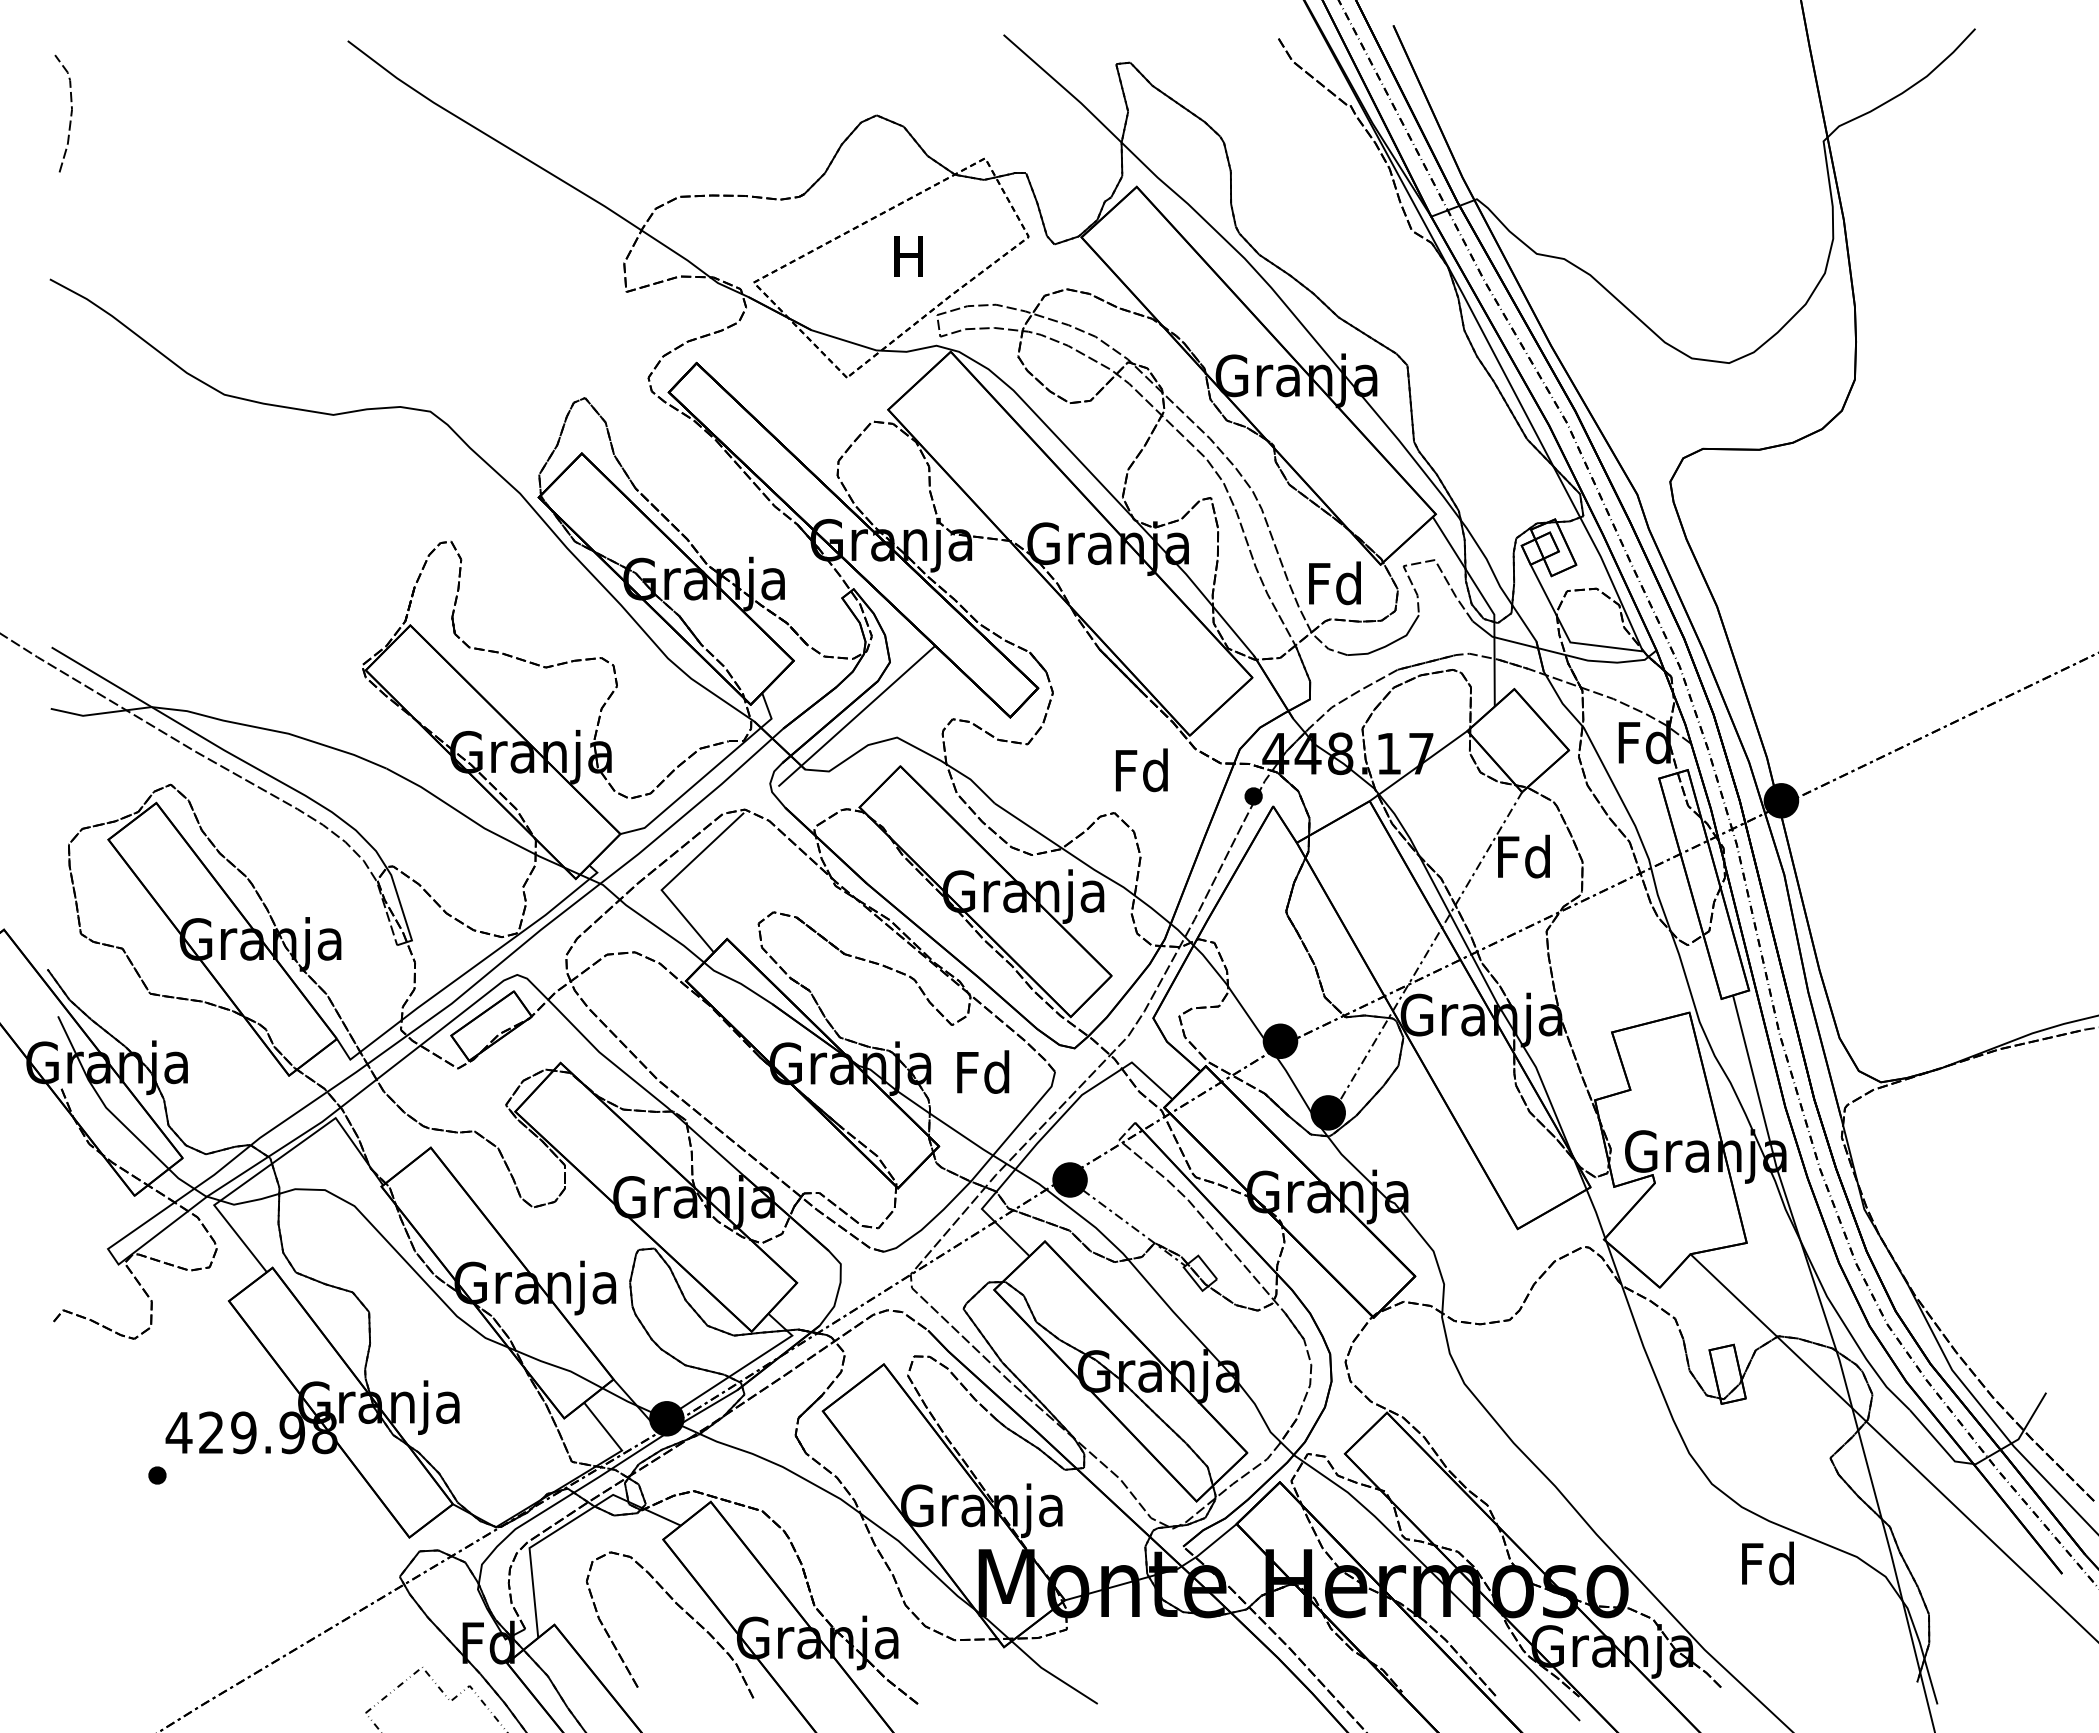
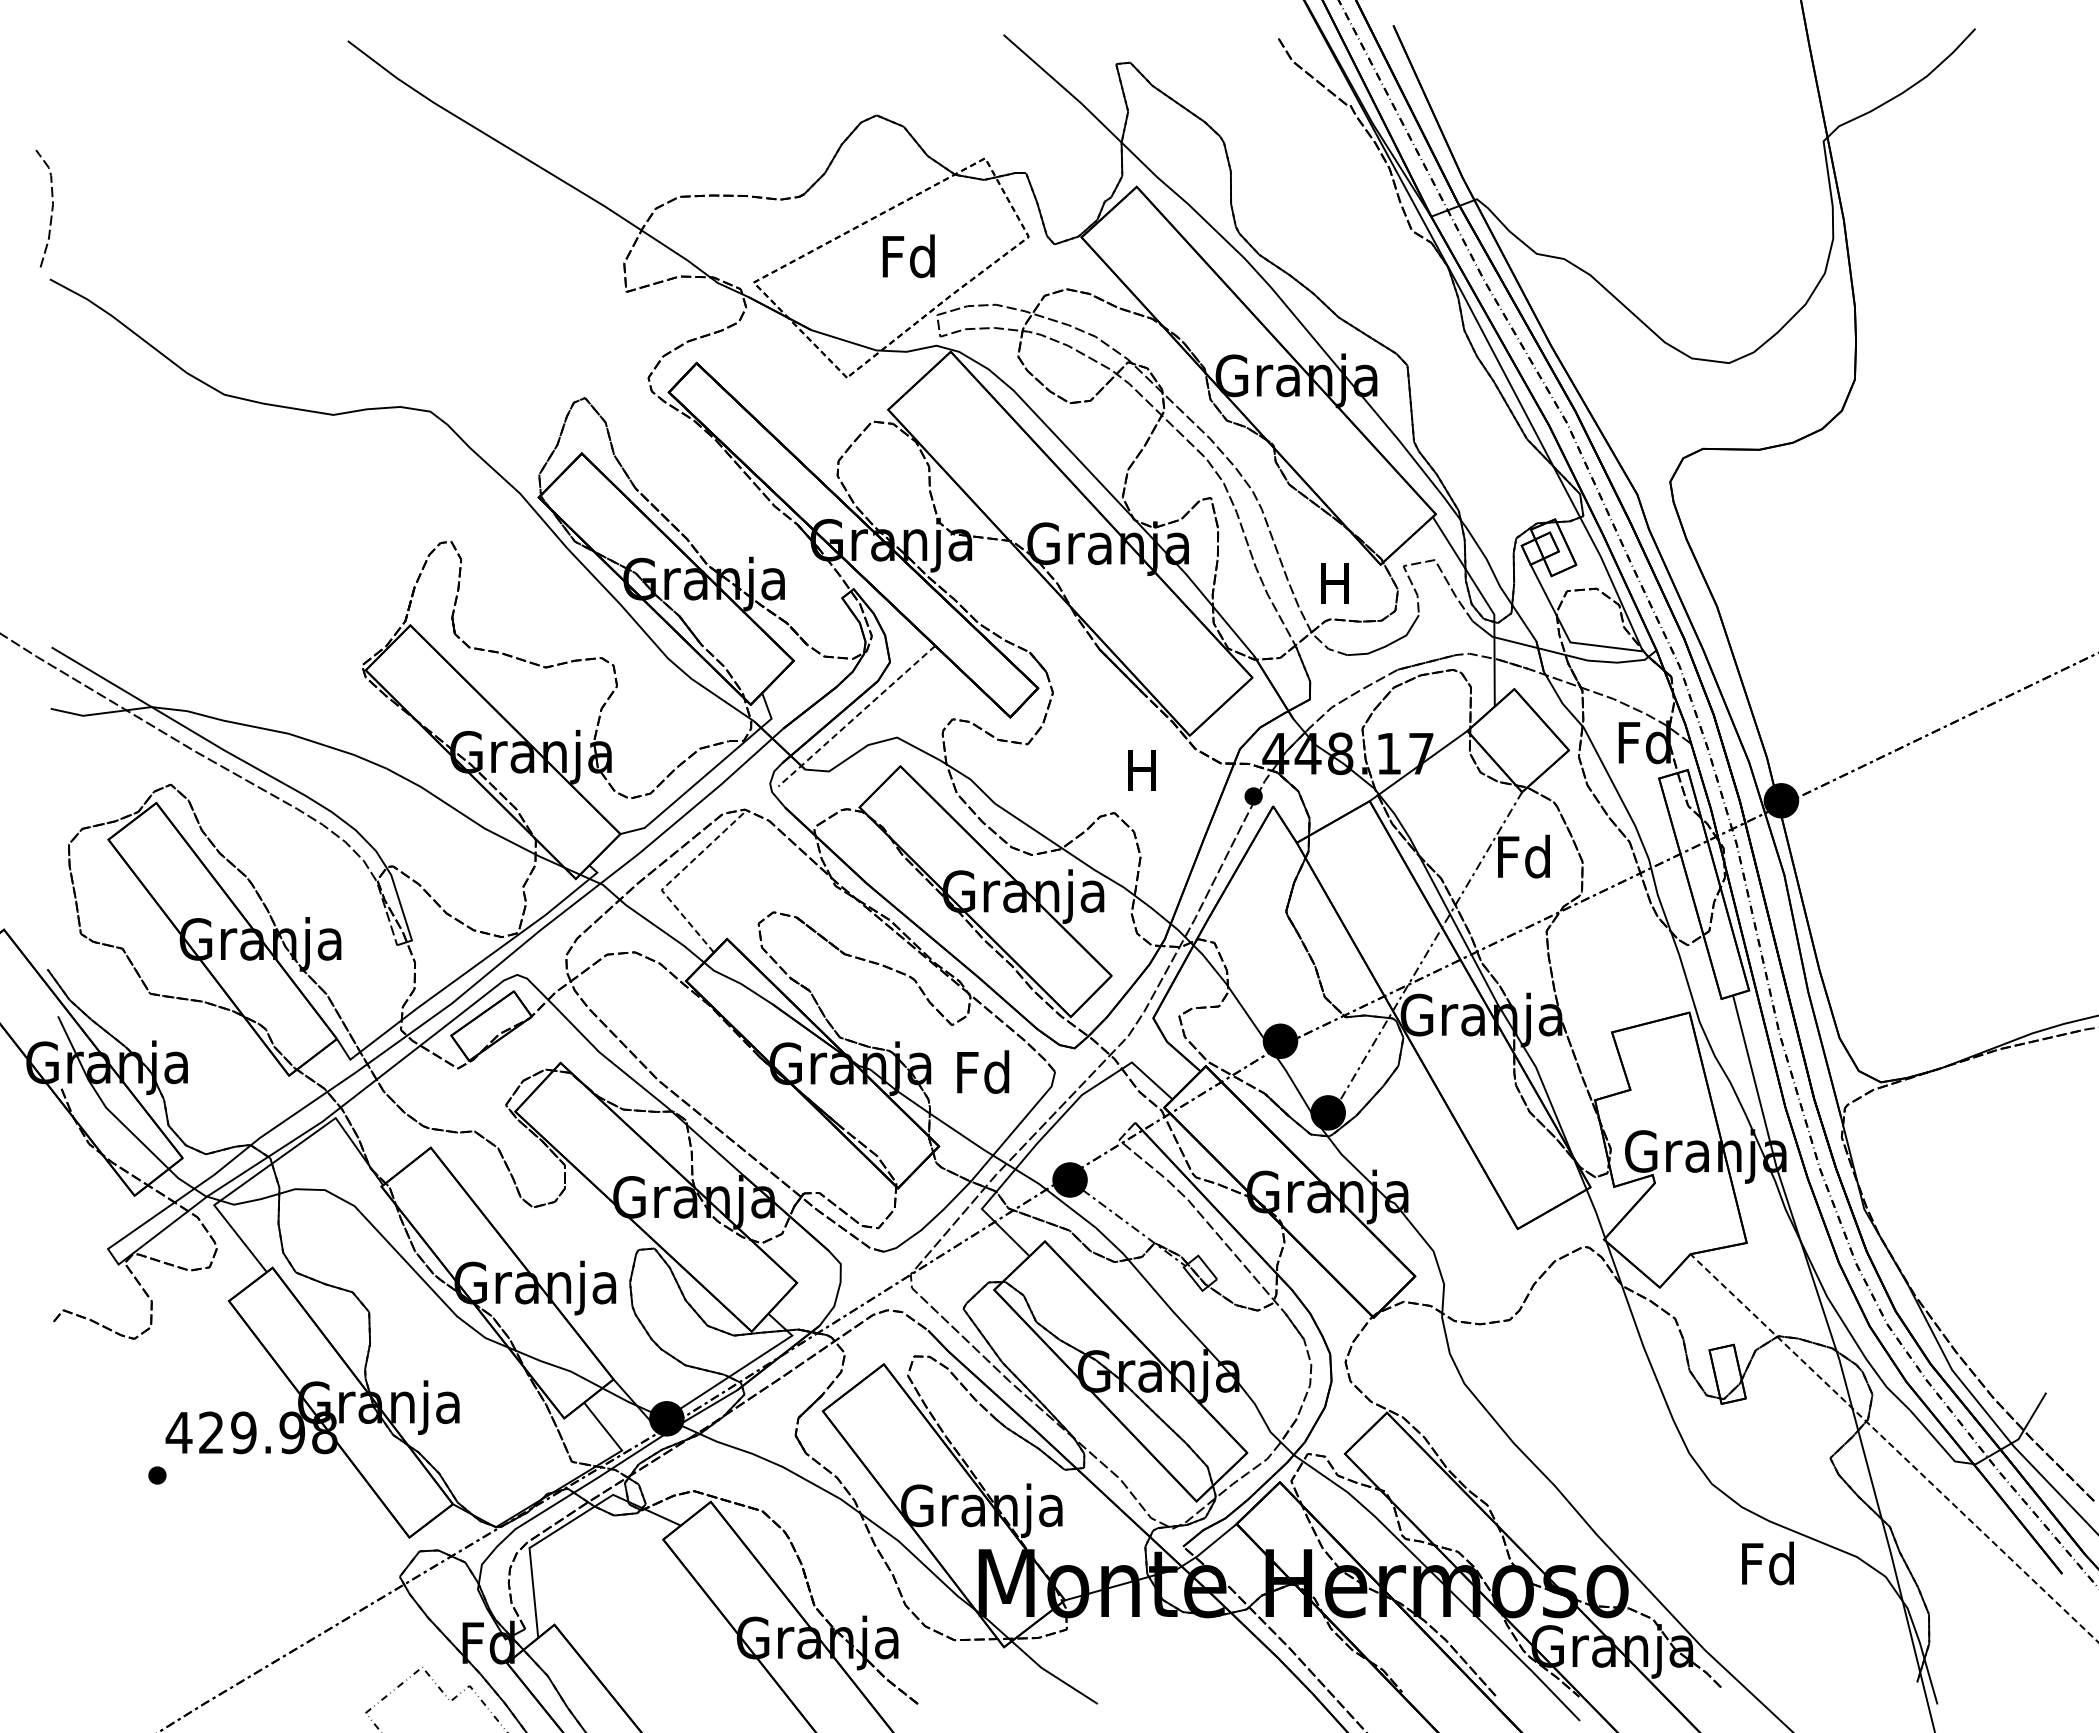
curve position: (70, 113) -> (51, 208) (51, 208)
text: H -> Fd (908, 256)
text: Fd -> H (1334, 583)
line: solid -> dashed (856, 716)
text: Fd -> H (1141, 770)
line: solid -> dashed (672, 879)
line: solid -> dashed (1894, 1448)
part: present -> none (681, 1609)
